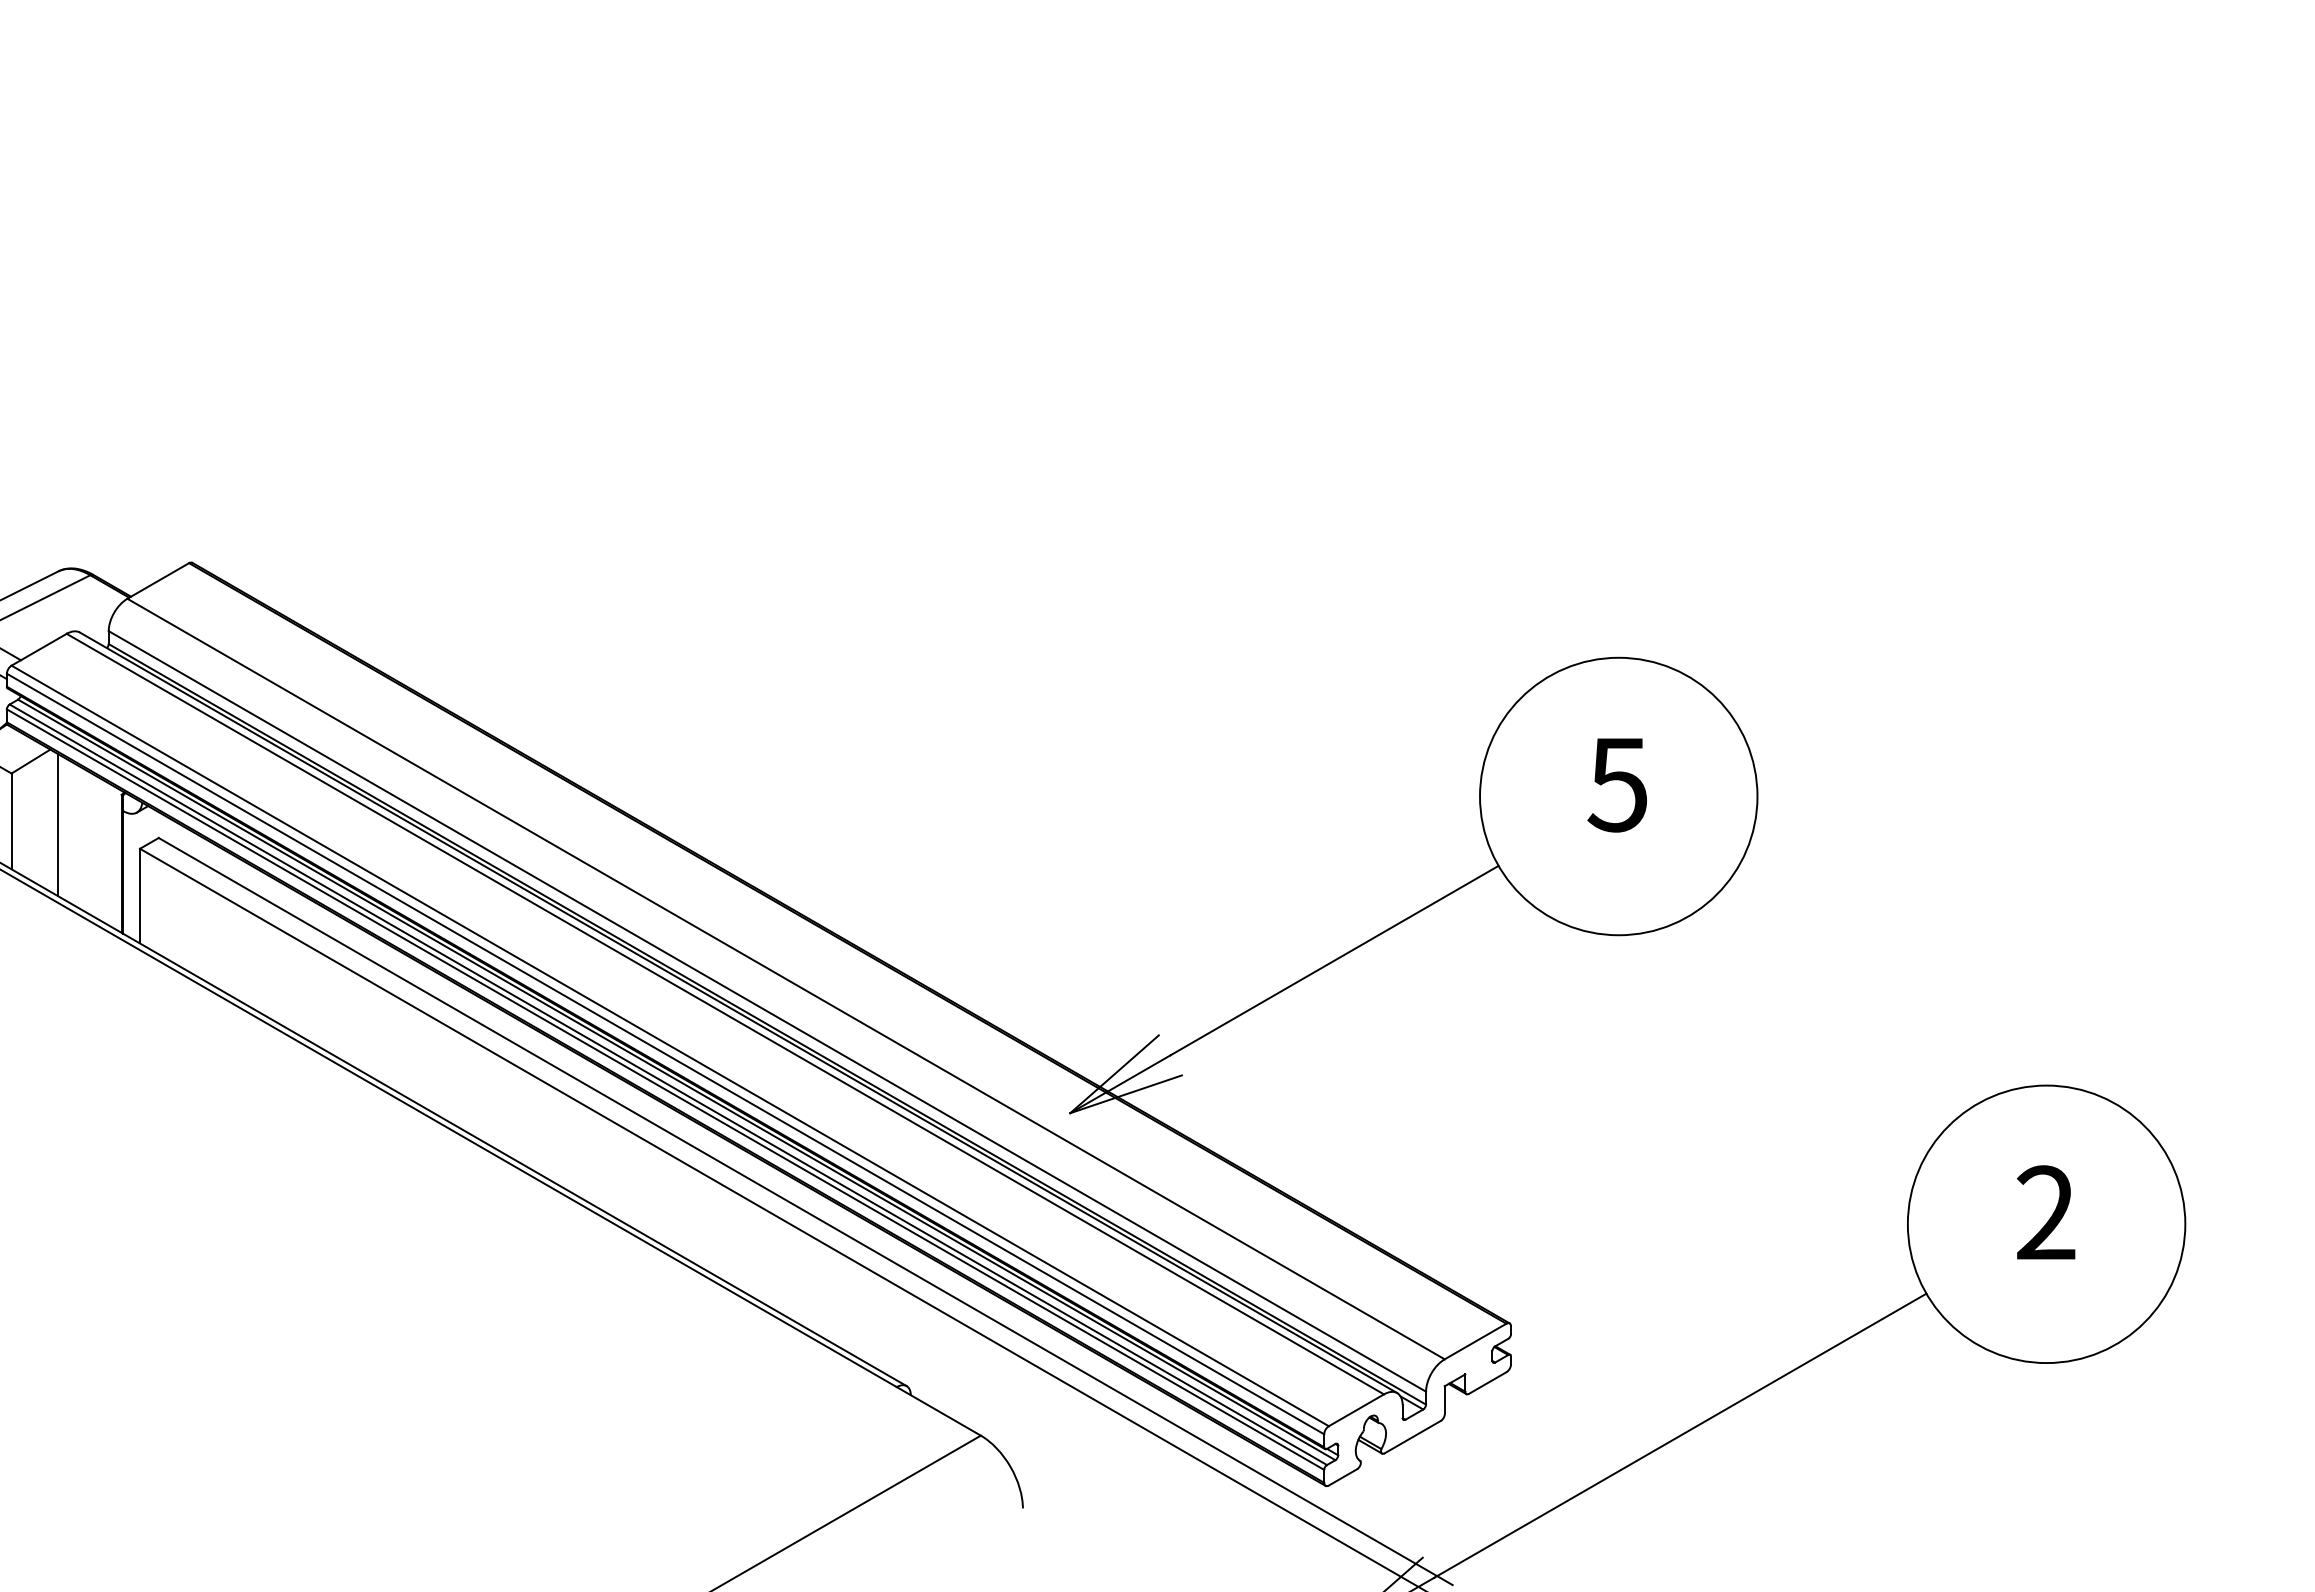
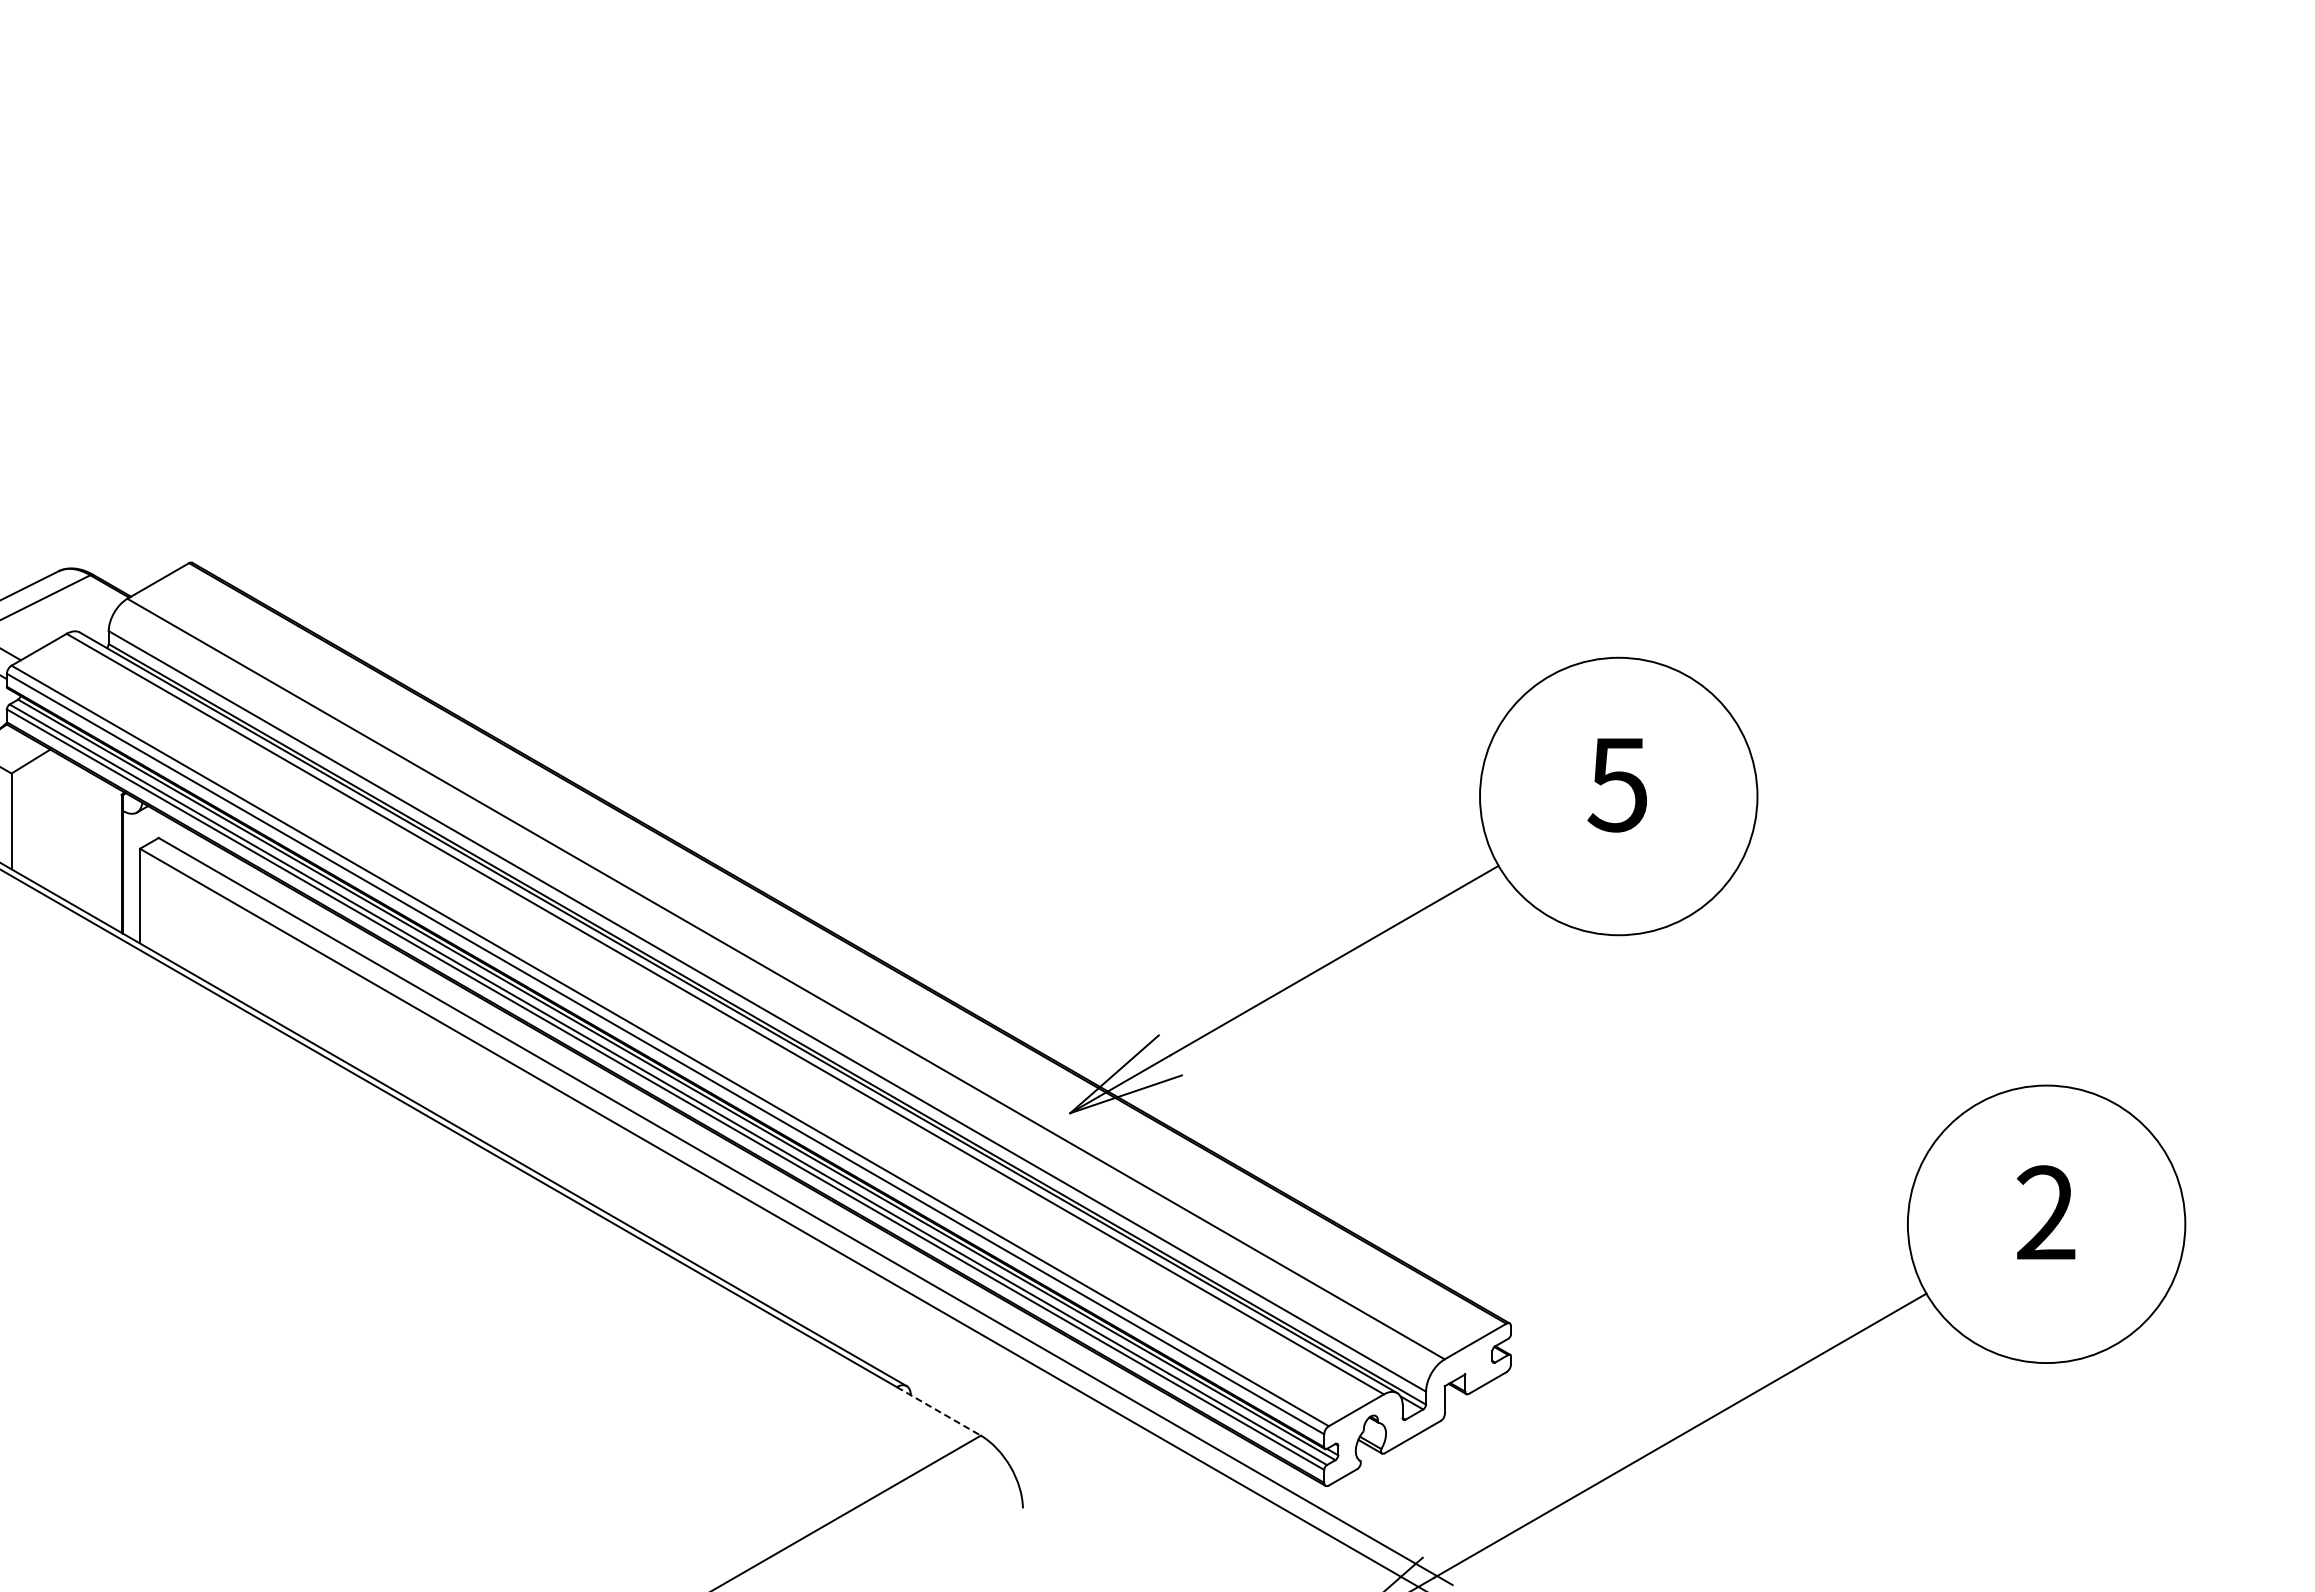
line: present -> none (58, 825)
line: solid -> dashed (938, 1411)
